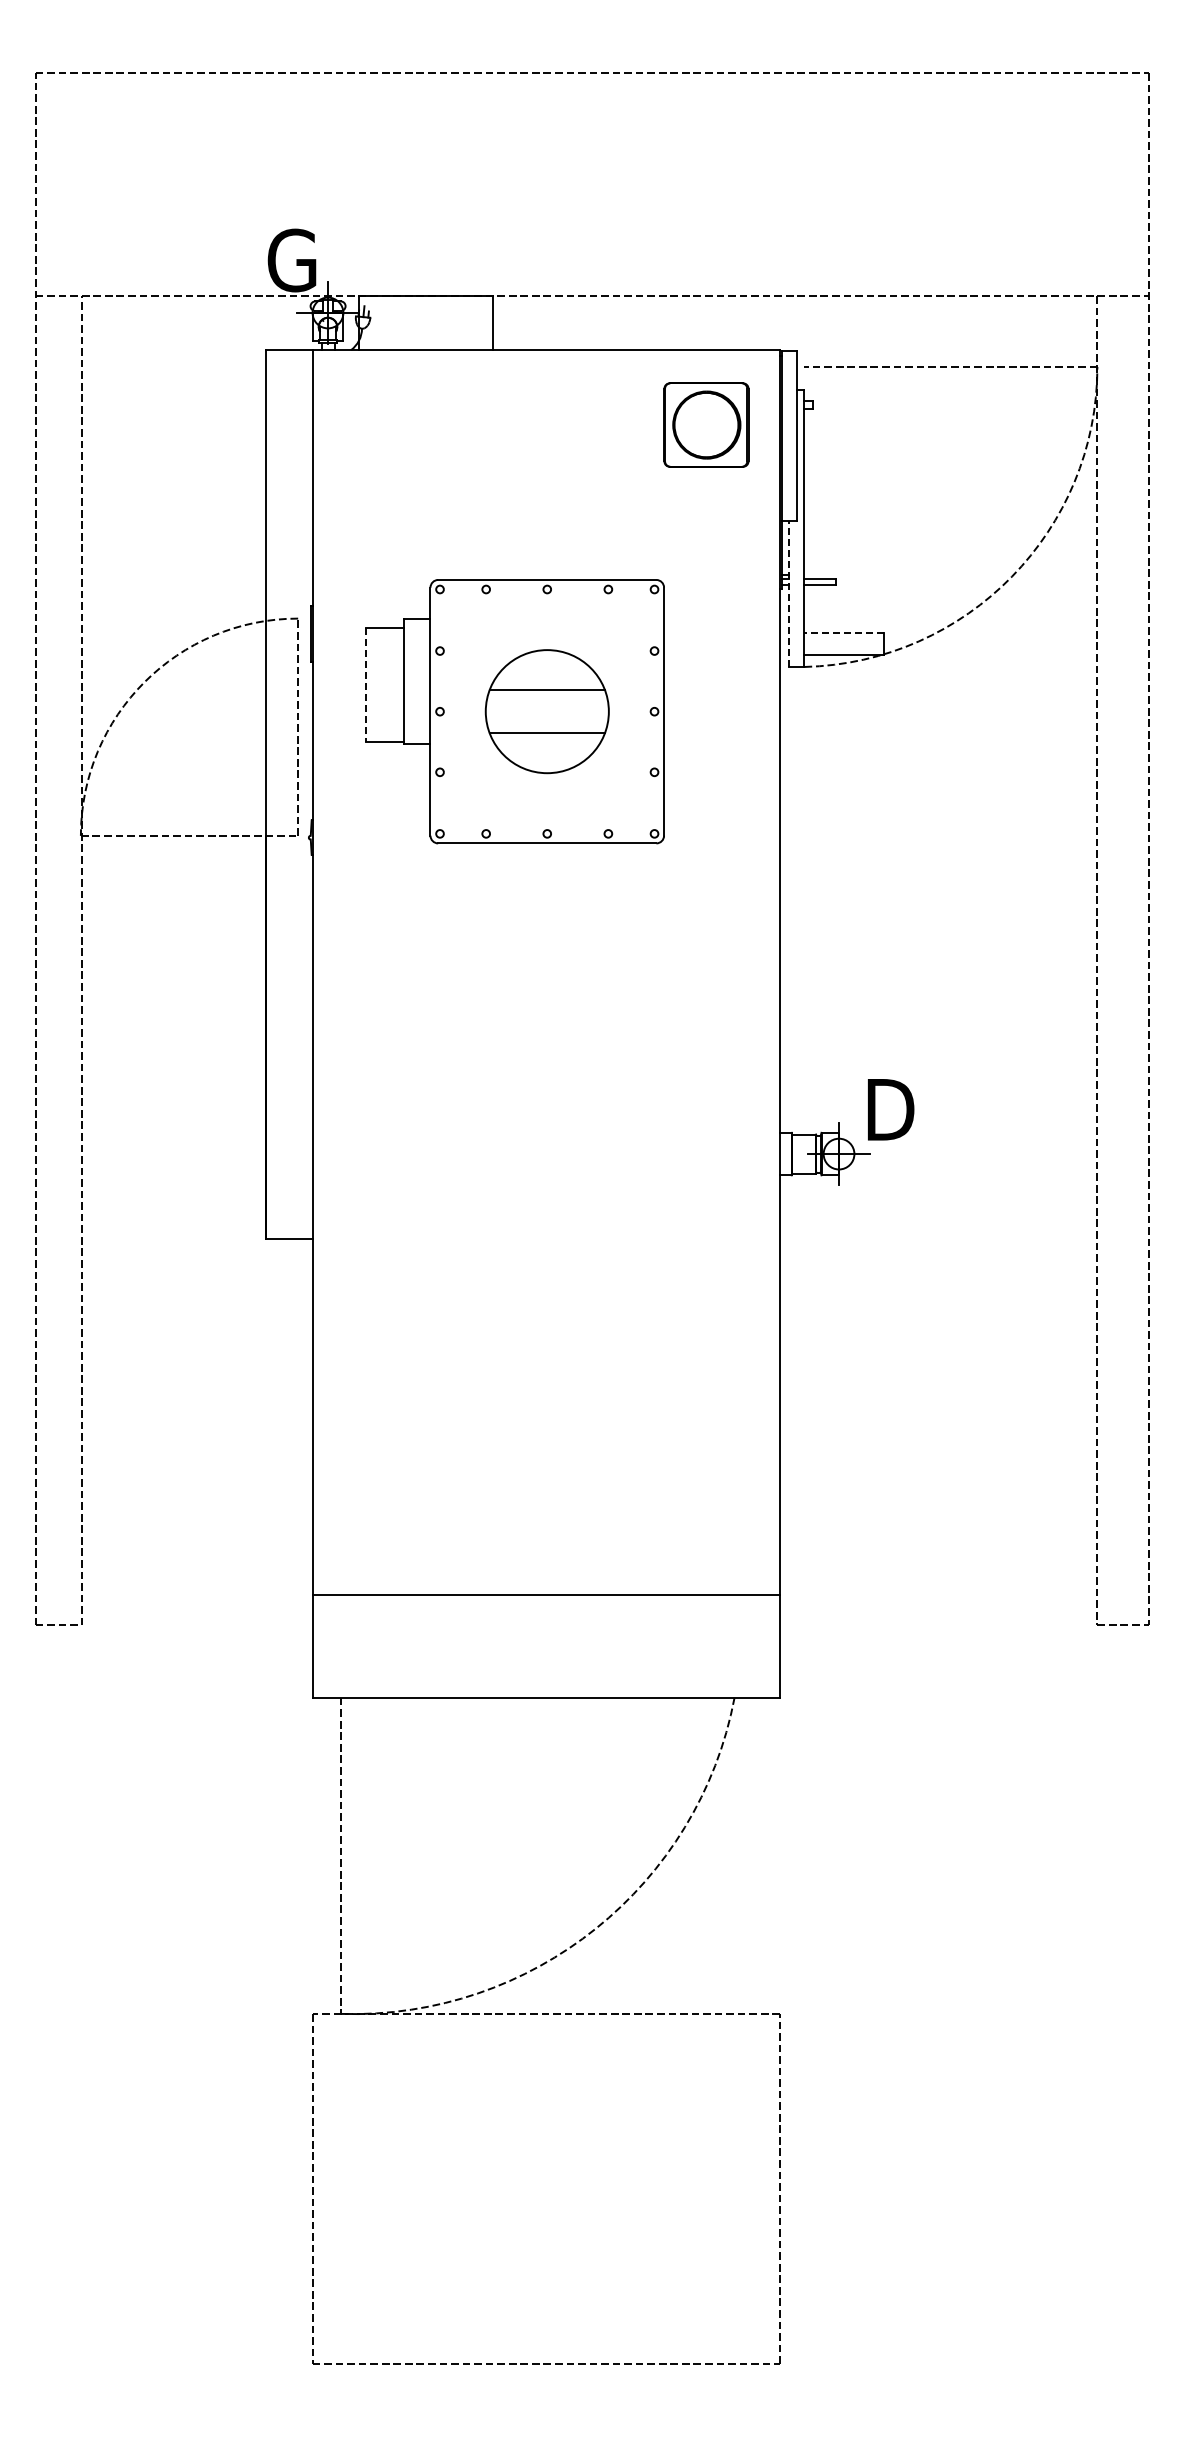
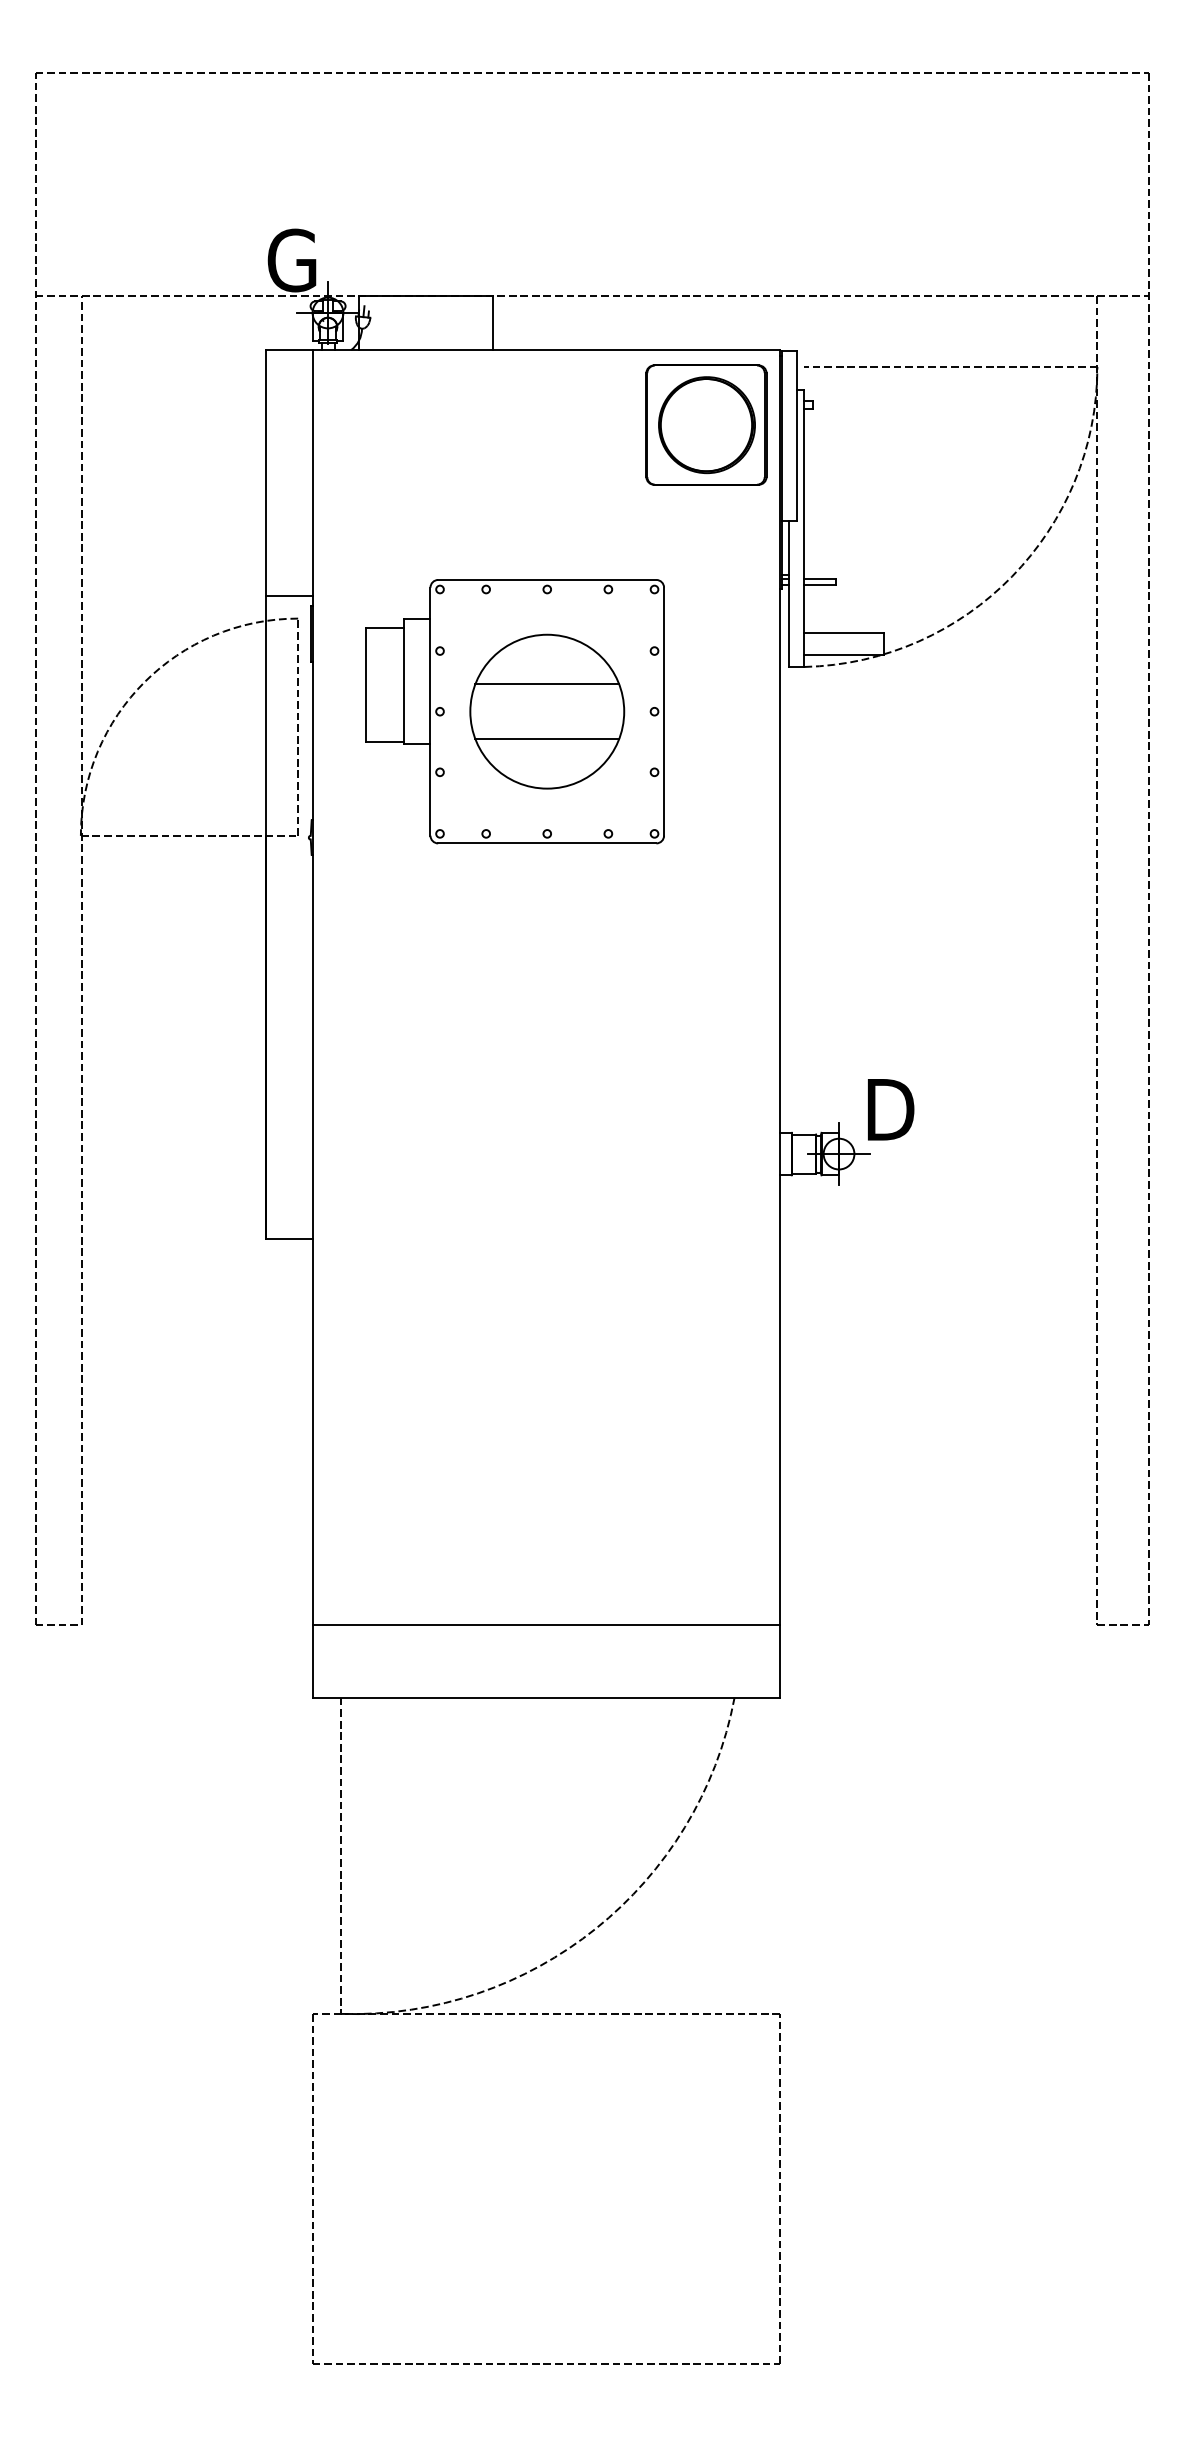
part size: 87x86 px -> 123x122 px (706, 424)
line: dashed -> solid (789, 593)
line: none -> present (289, 596)
line: dashed -> solid (844, 632)
line: dashed -> solid (366, 685)
part size: 126x126 px -> 157x157 px (547, 711)
line position: (546, 1595) -> (546, 1625) (546, 1625)
